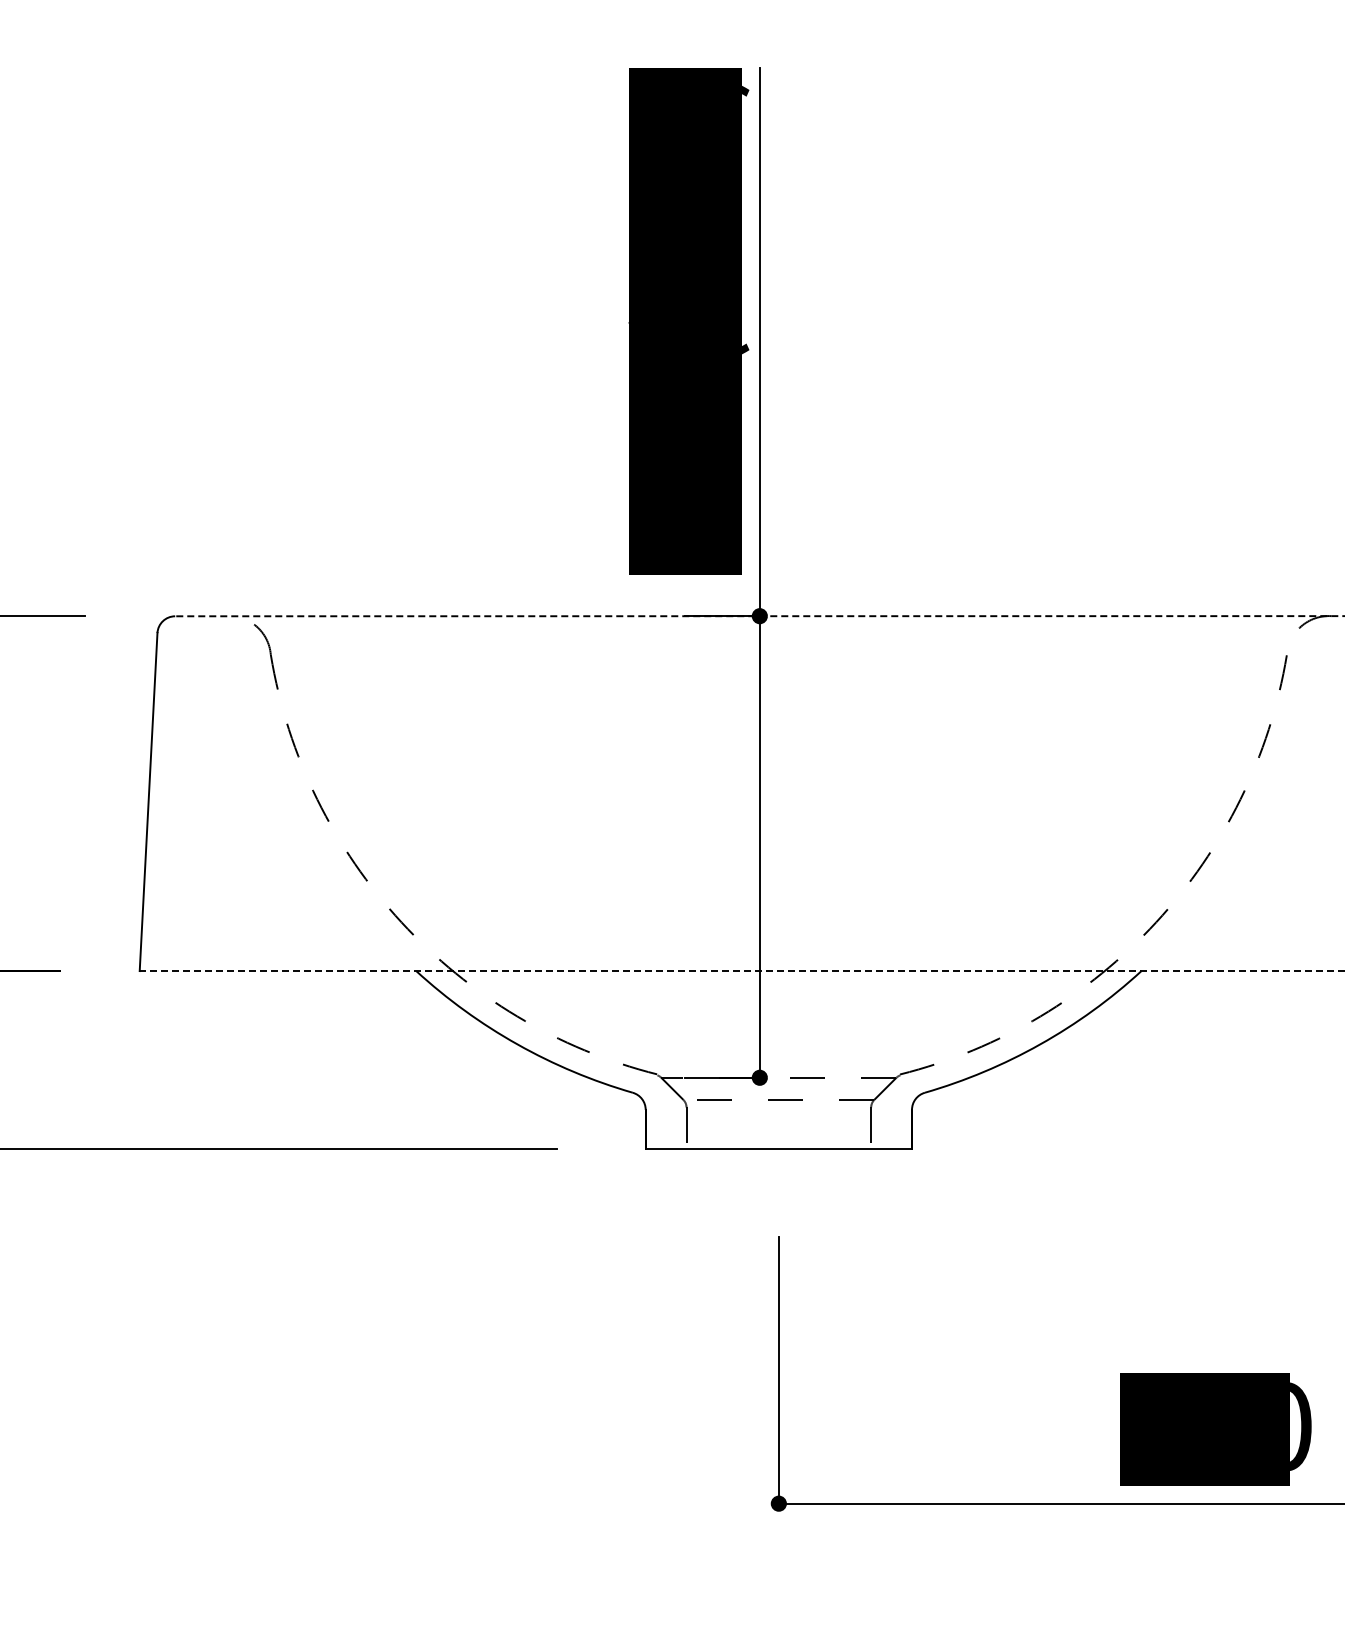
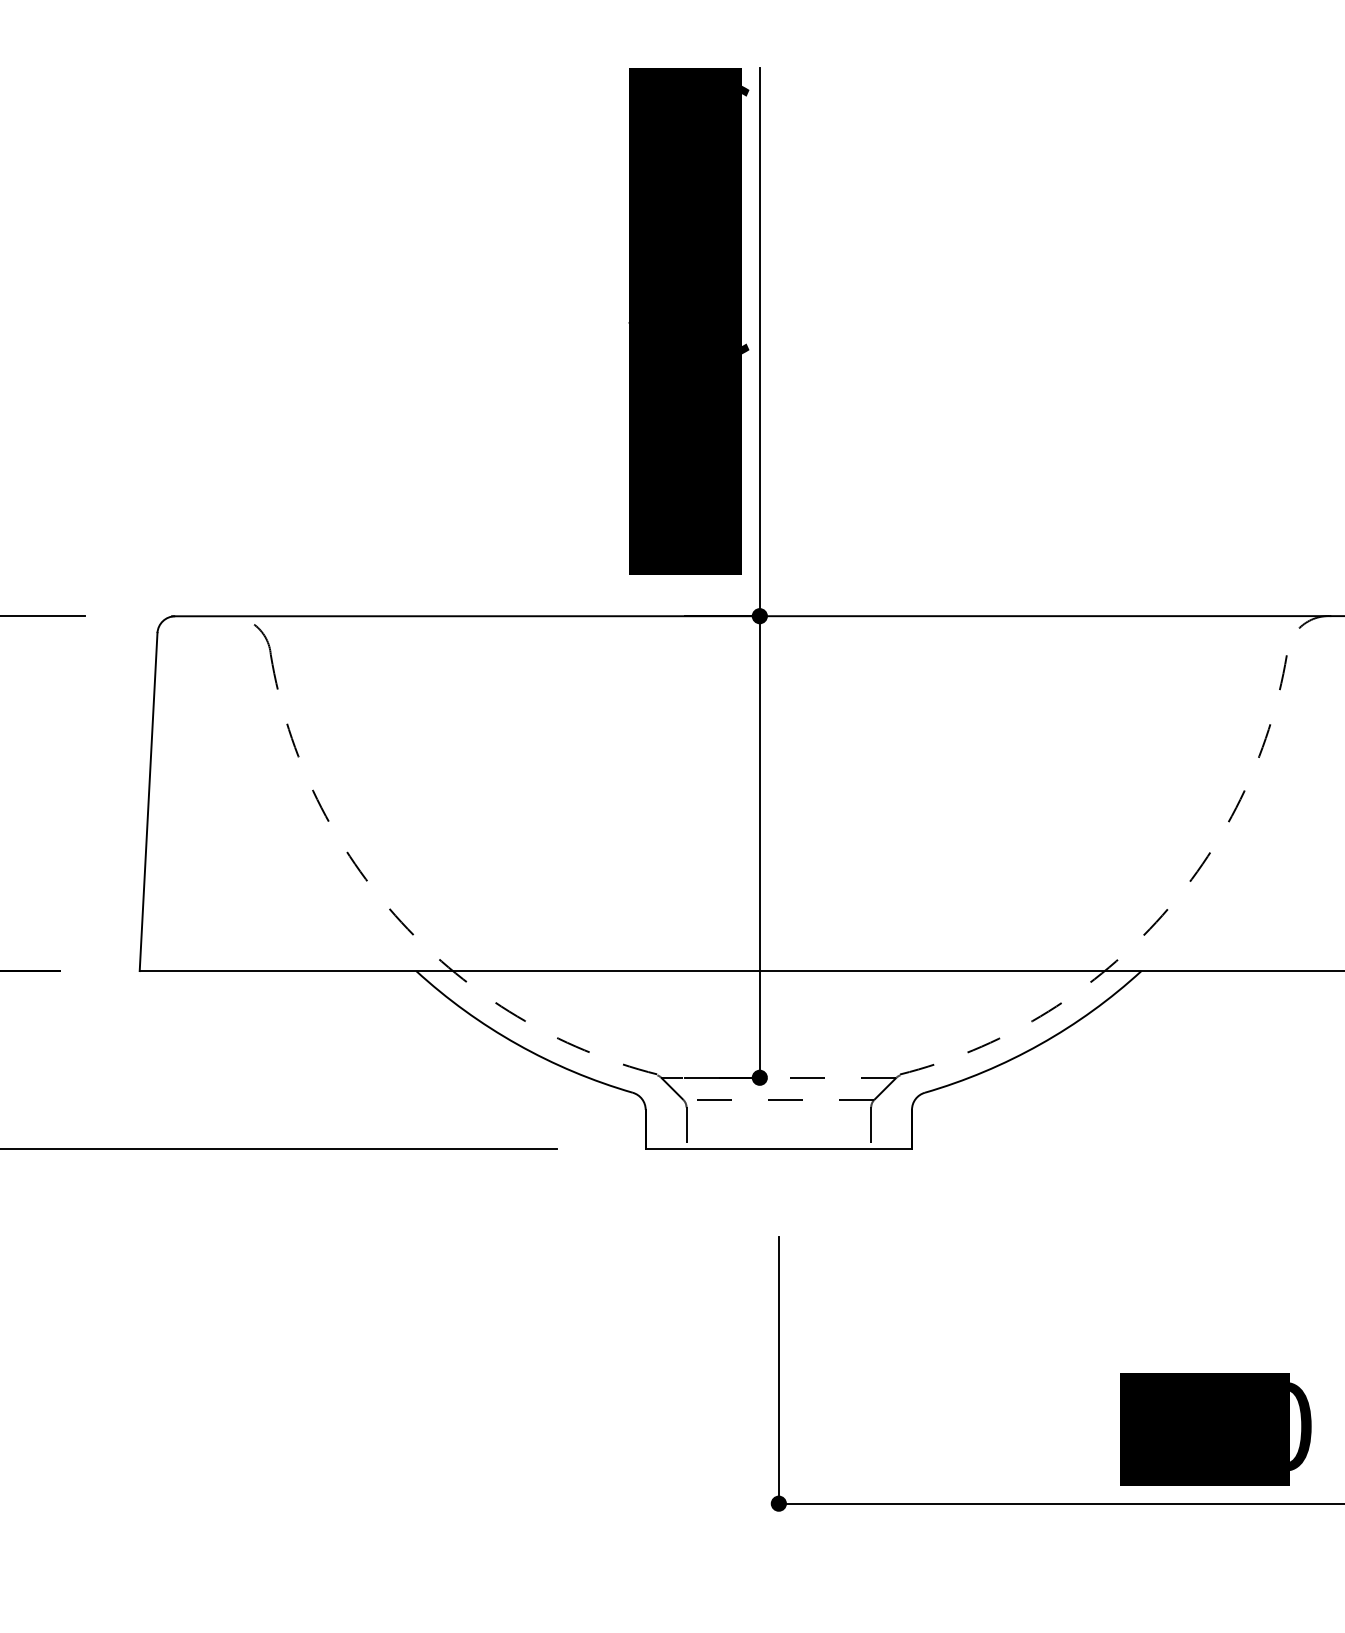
line: dashed -> solid (757, 616)
line: dashed -> solid (741, 971)
